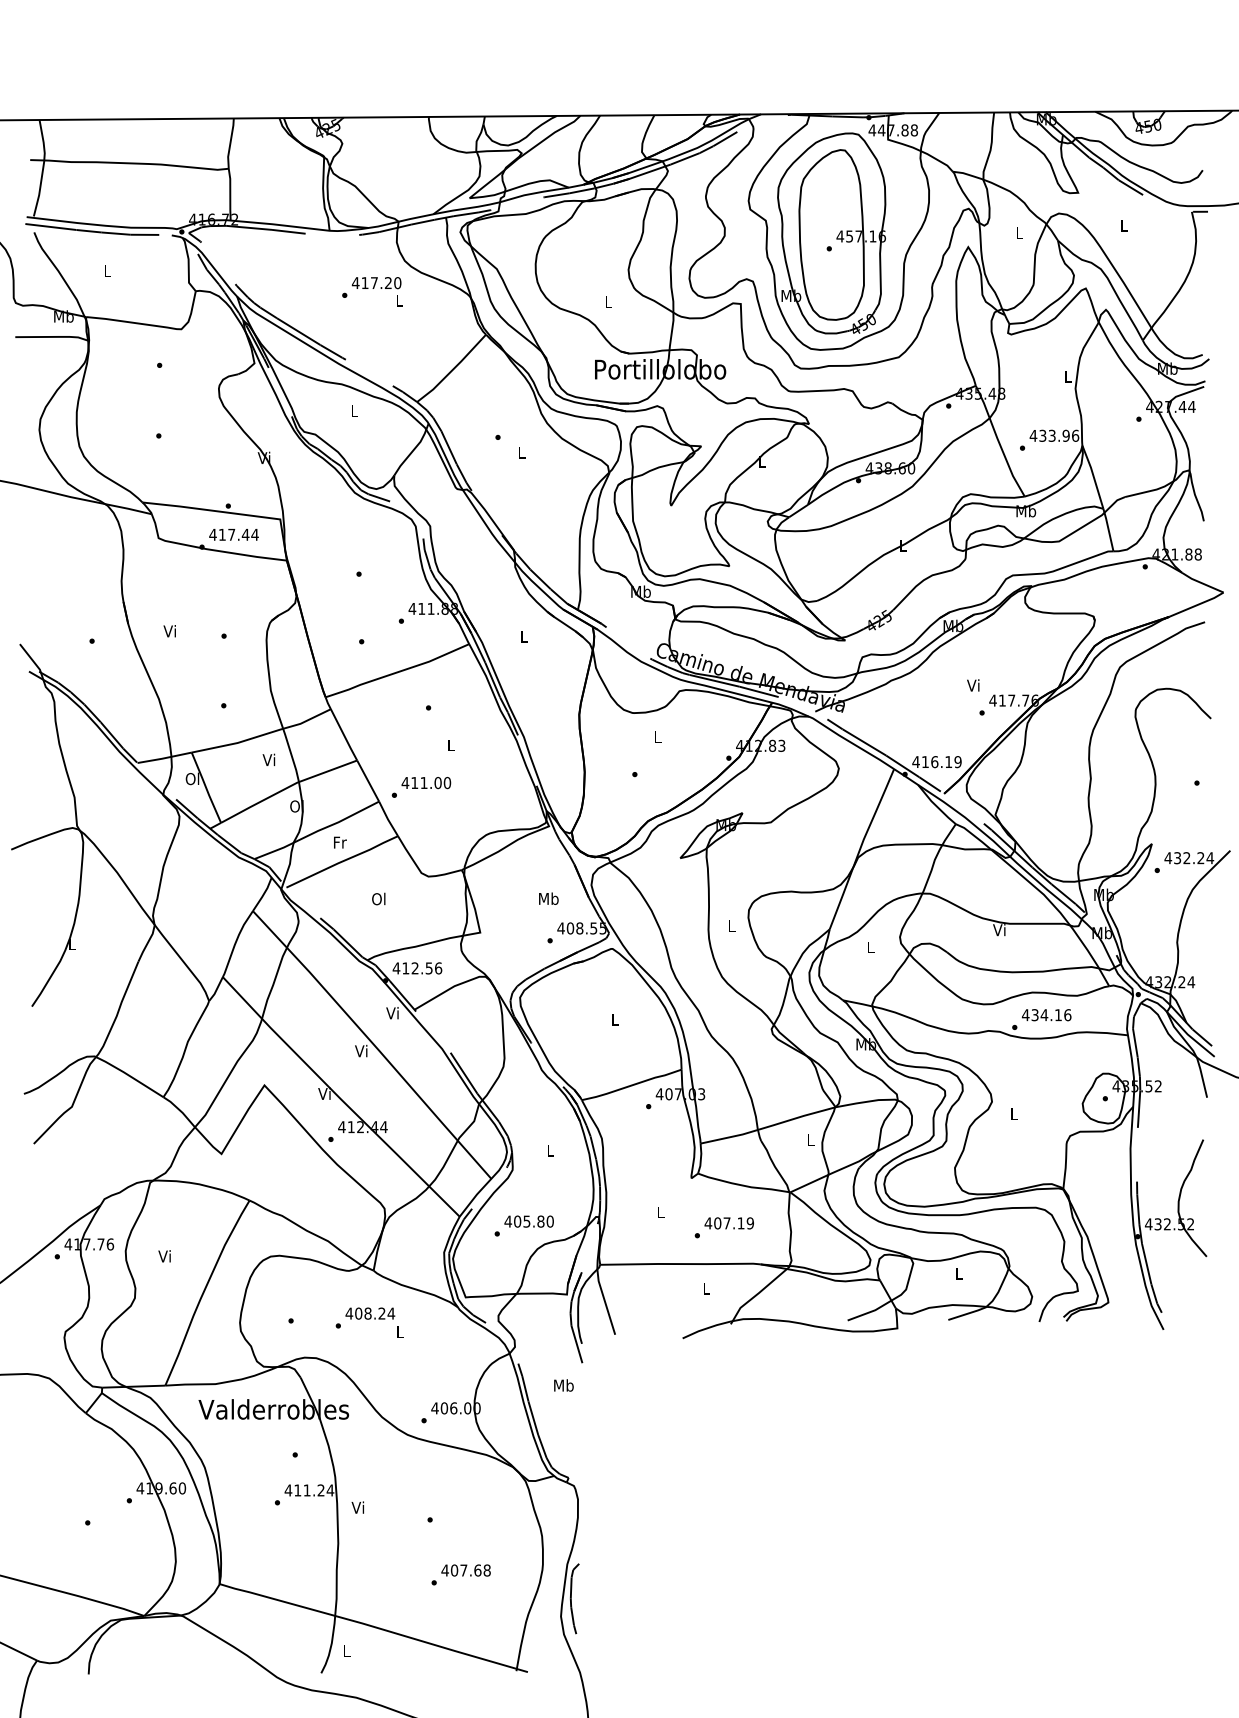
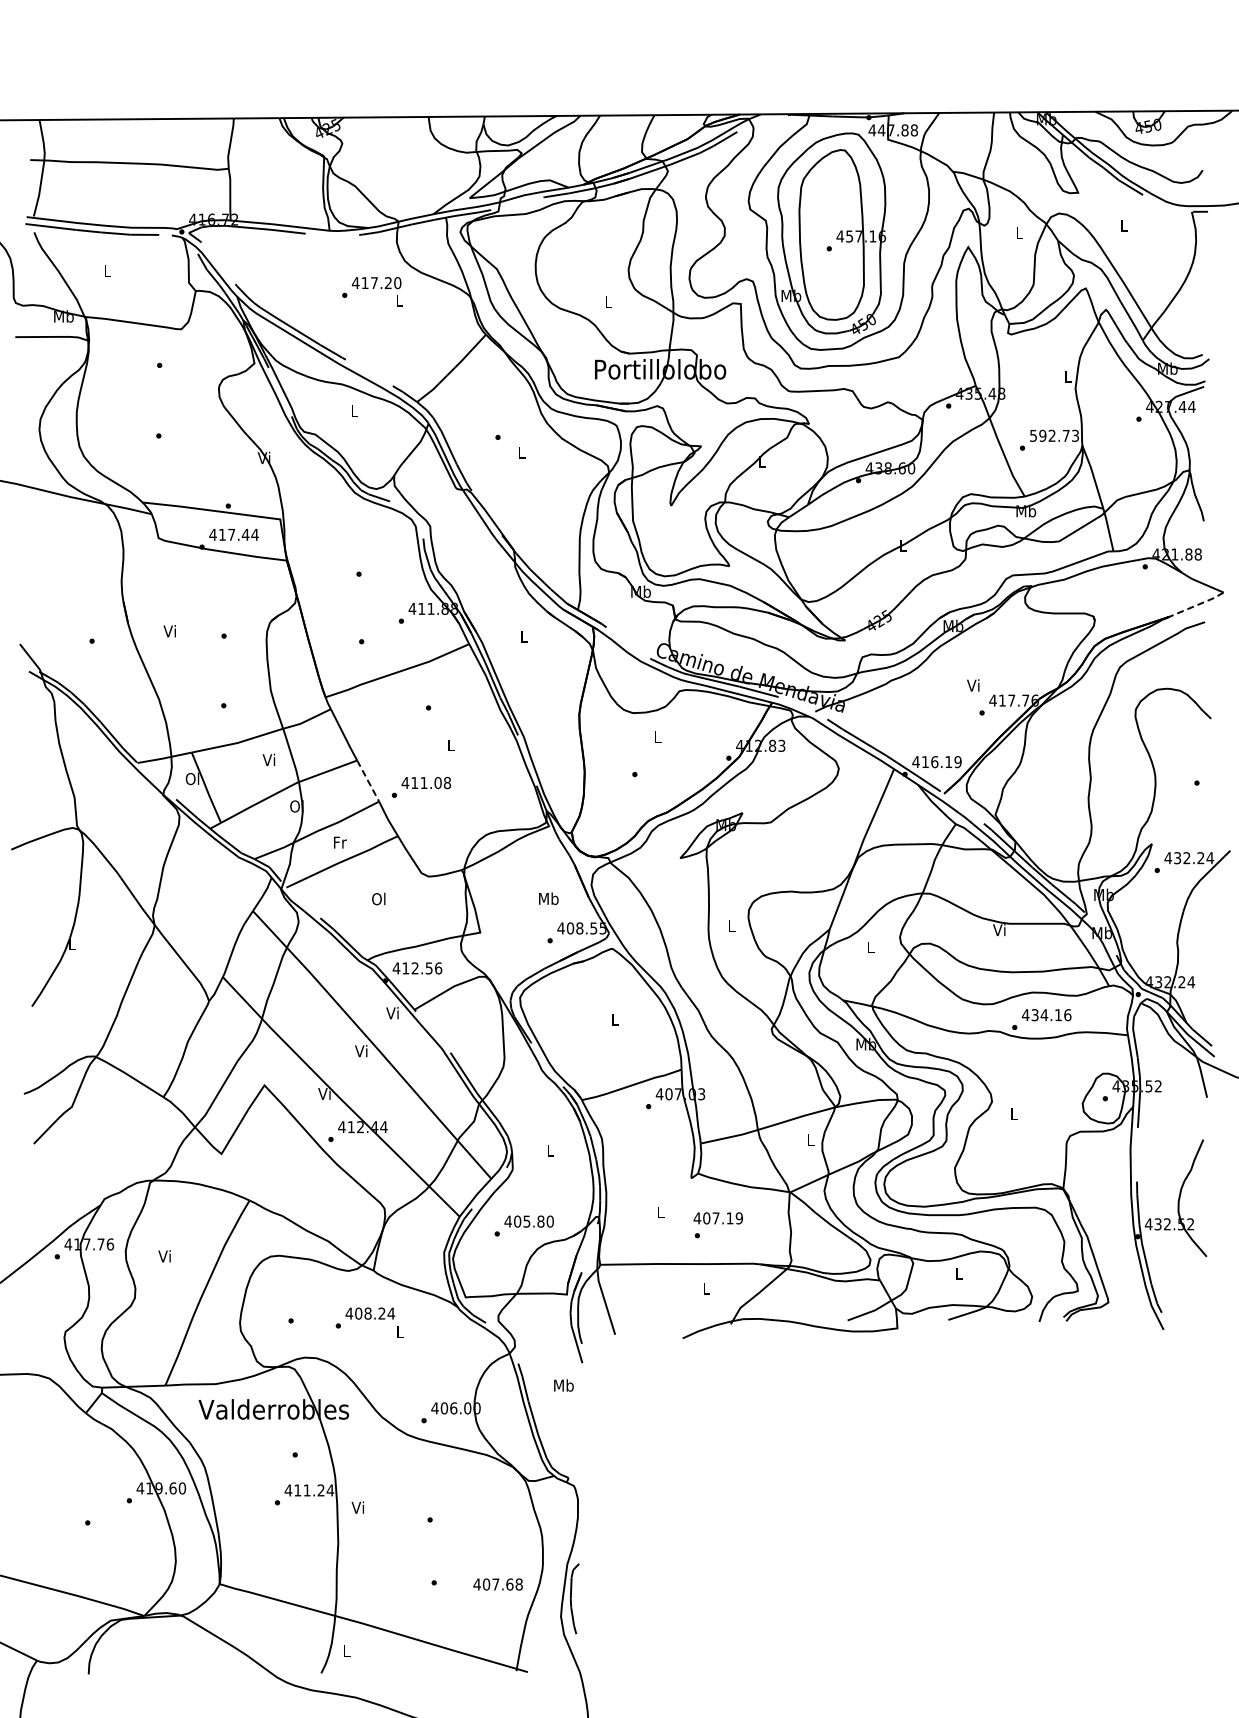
text: 433.96 -> 592.73 (1054, 435)
line: solid -> dashed (1196, 605)
line: solid -> dashed (368, 781)
text: 411.00 -> 411.08 (447, 782)
text position: (728, 1223) -> (717, 1218) (717, 1218)
text position: (465, 1570) -> (497, 1584) (497, 1584)
